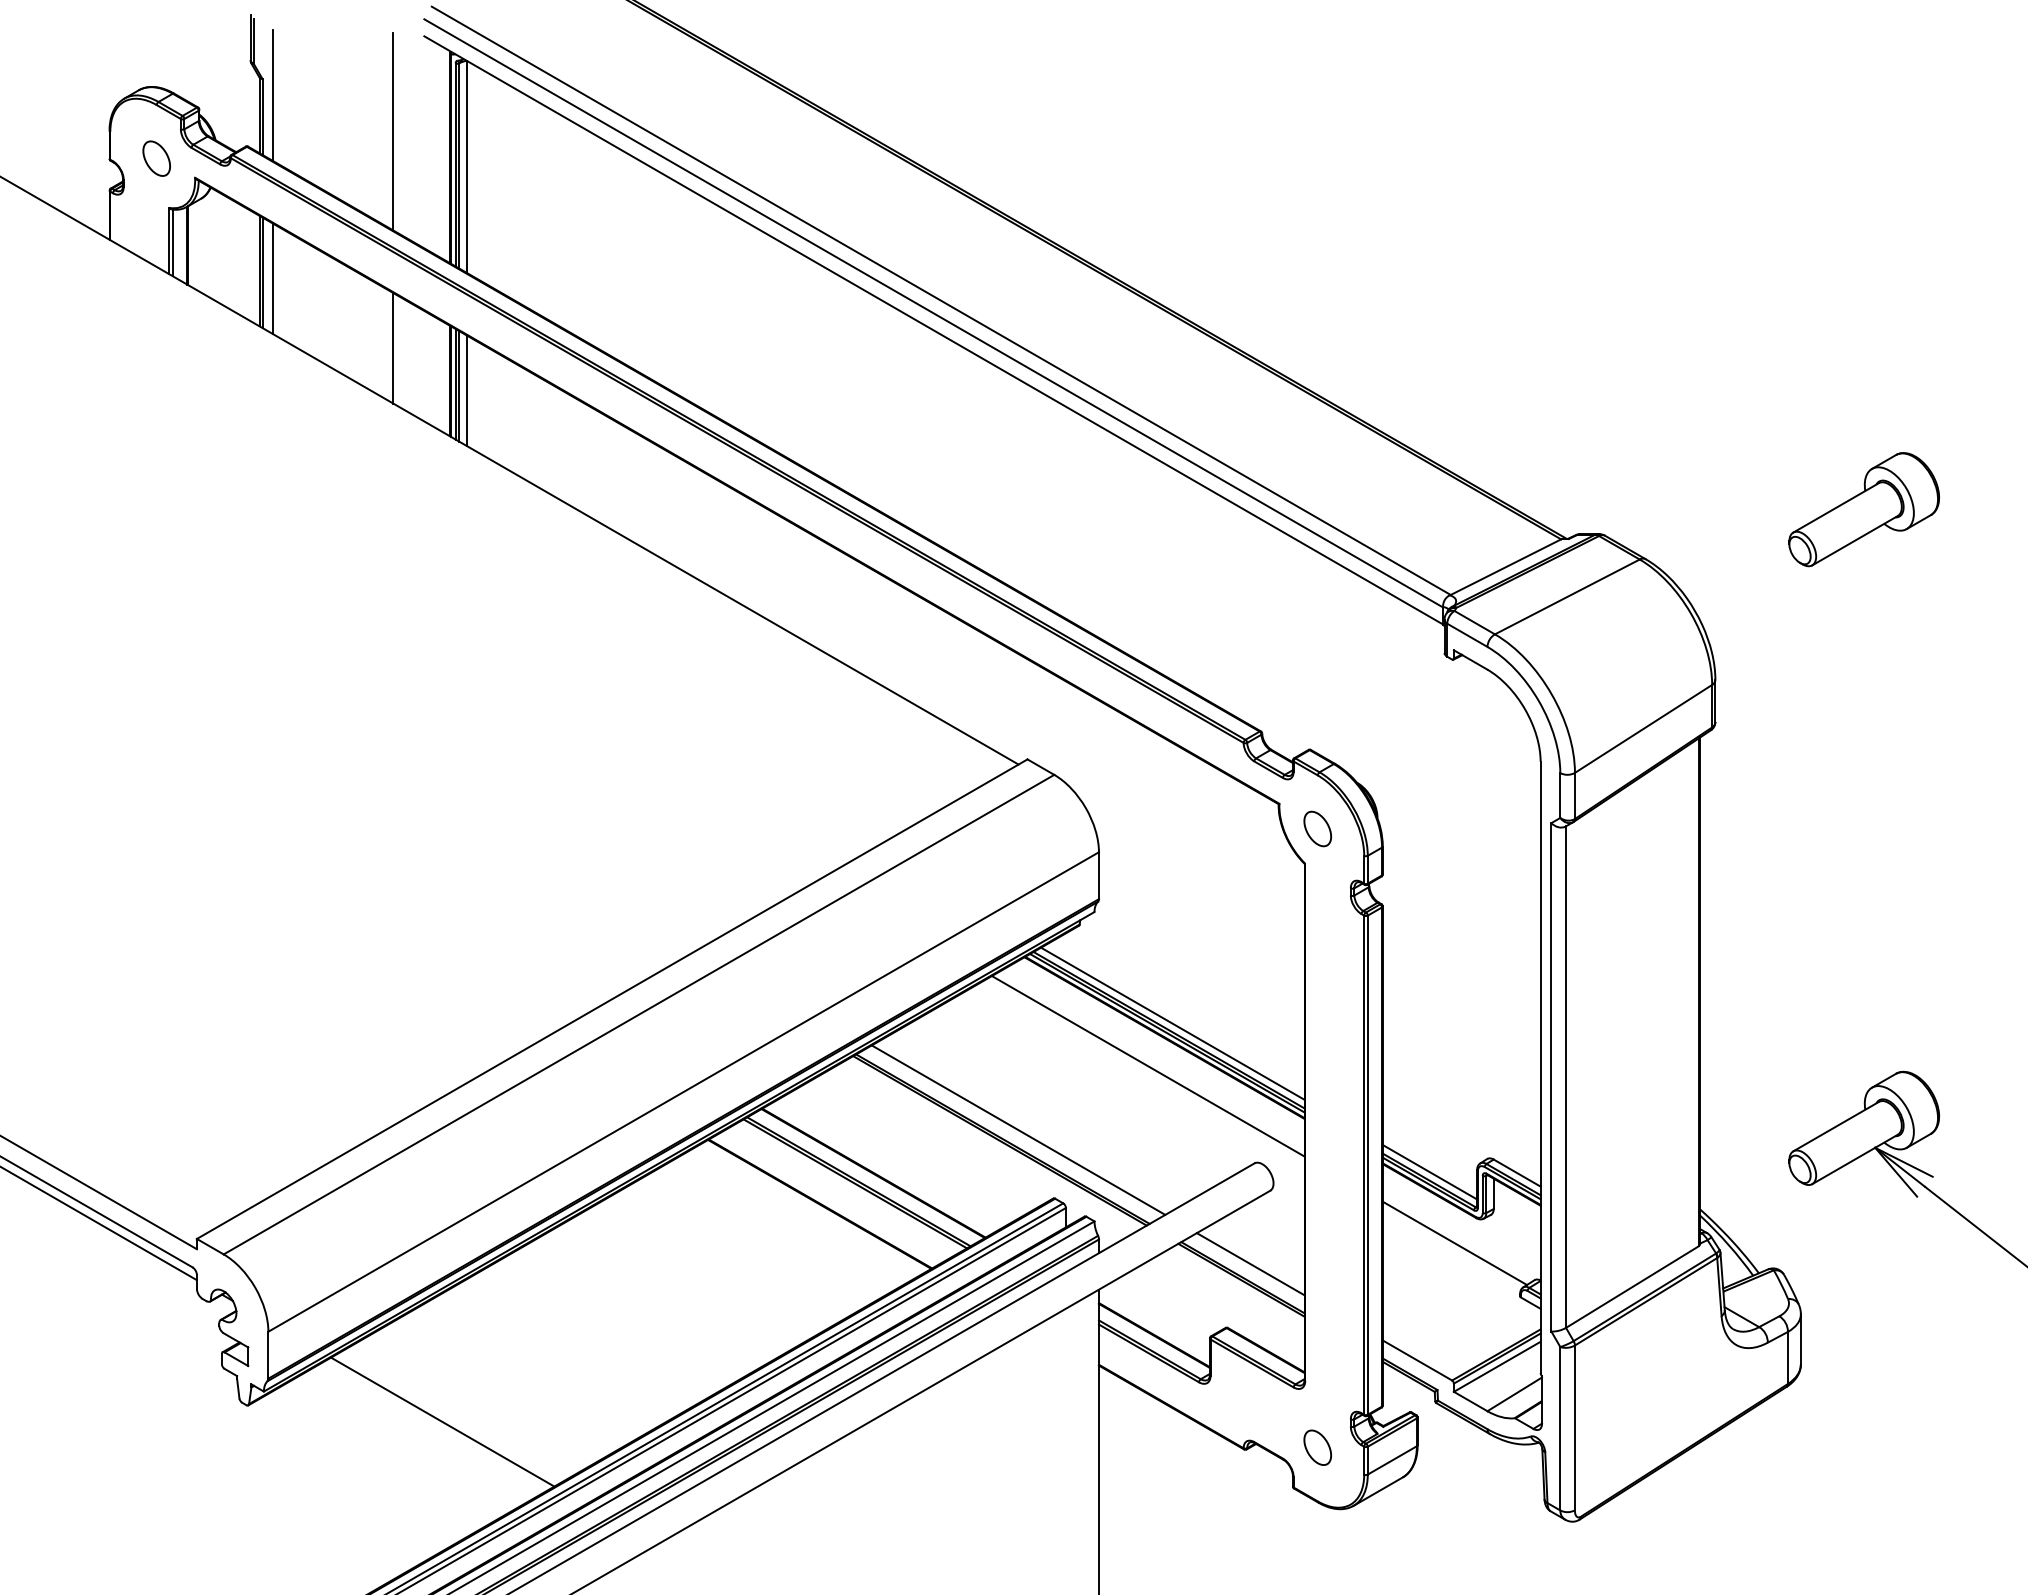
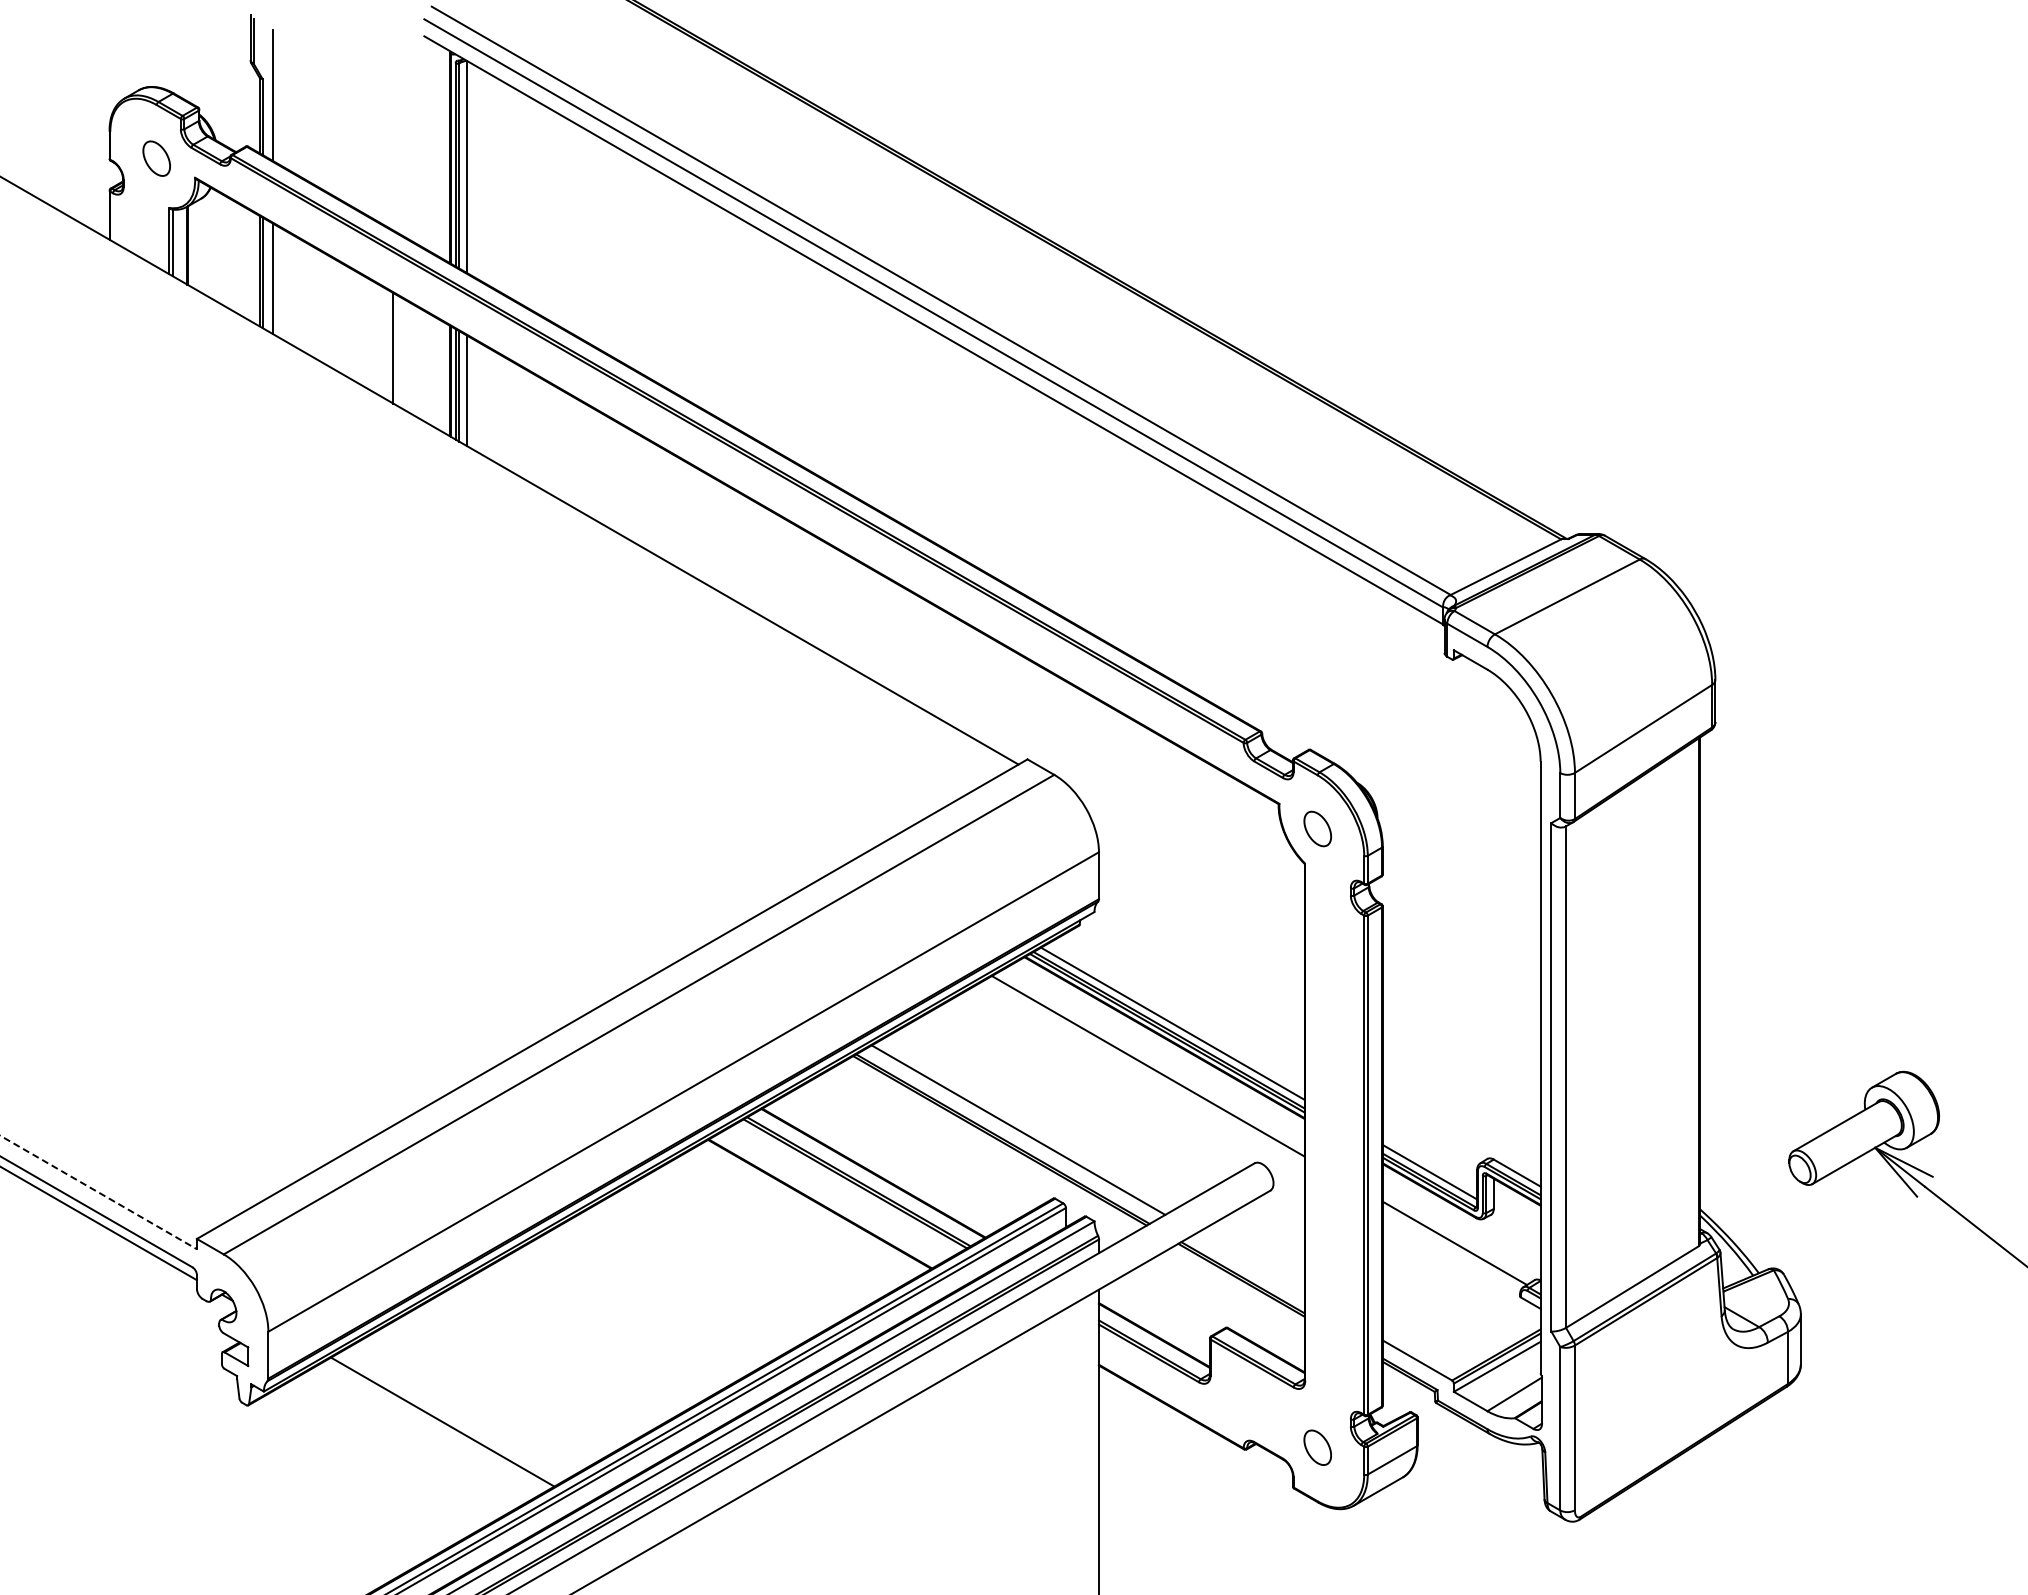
line: present -> none (393, 131)
part: present -> none (1864, 509)
line: solid -> dashed (99, 1192)
line: present -> none (1250, 1264)
